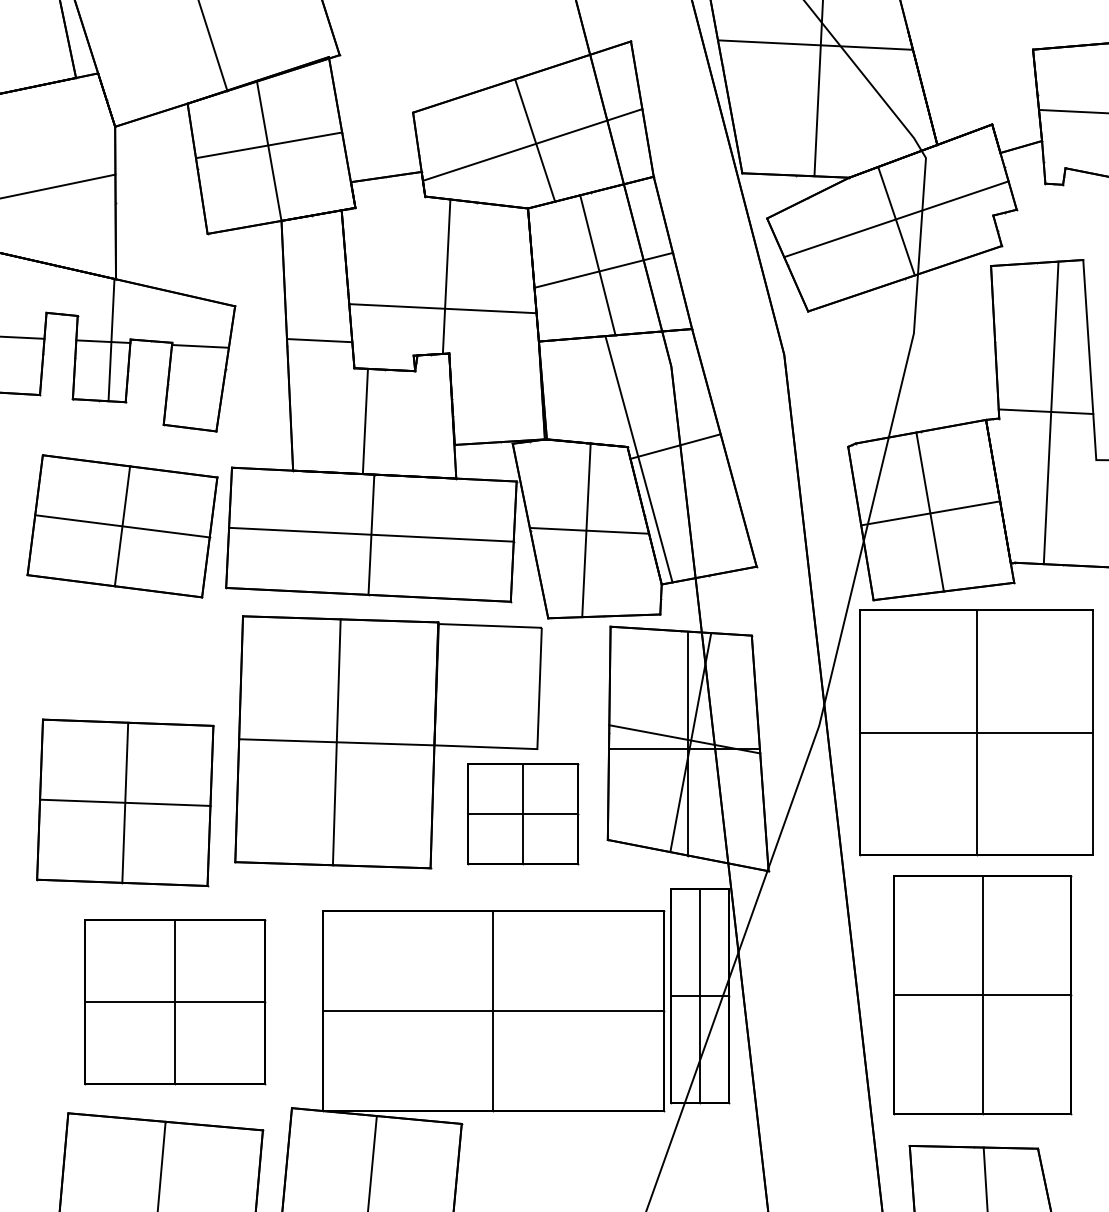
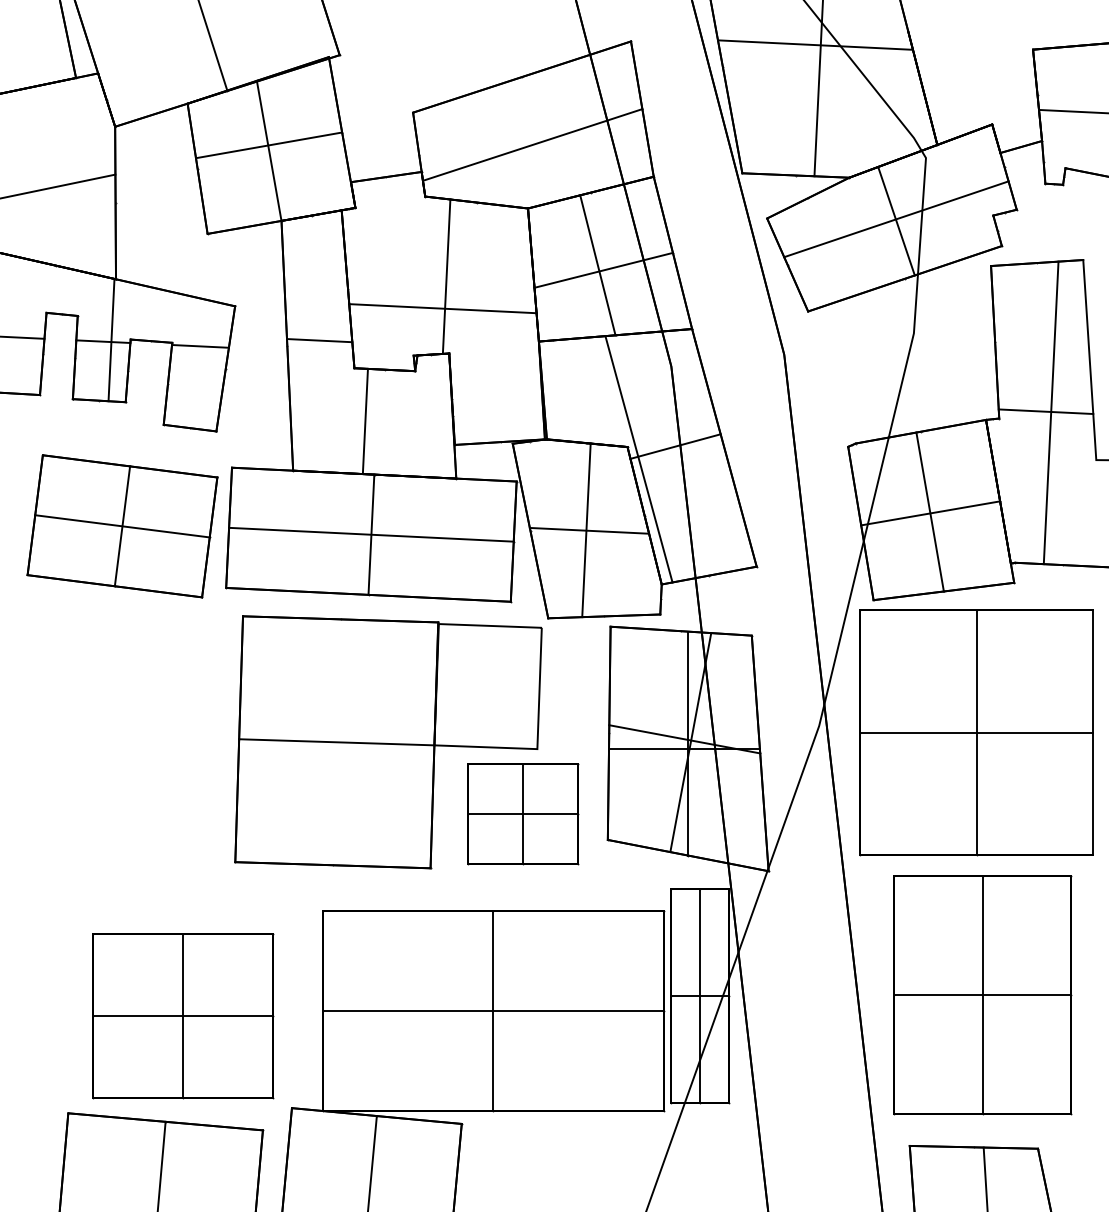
line: present -> none (535, 140)
line: present -> none (336, 742)
part: present -> none (125, 802)
part position: (175, 1002) -> (183, 1016) (183, 1016)
